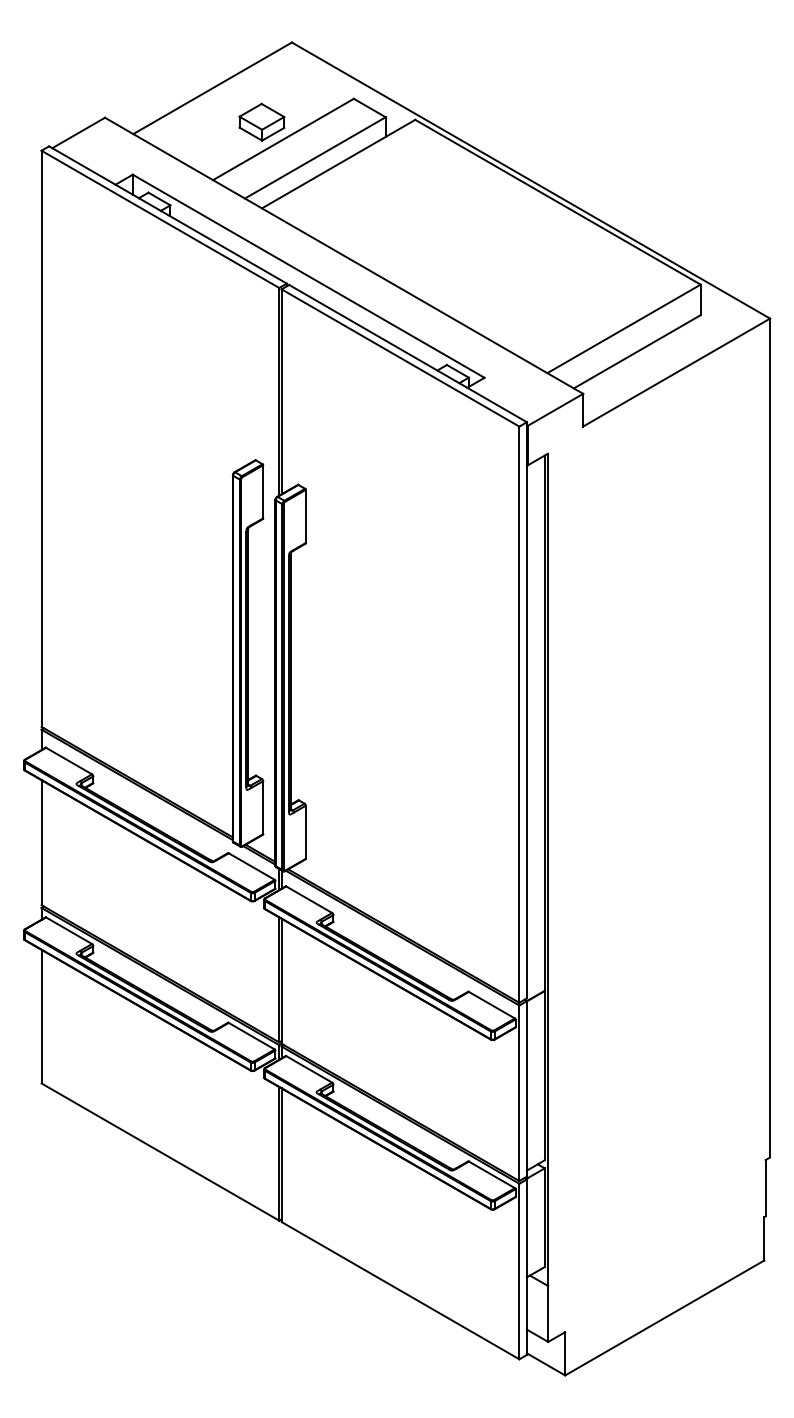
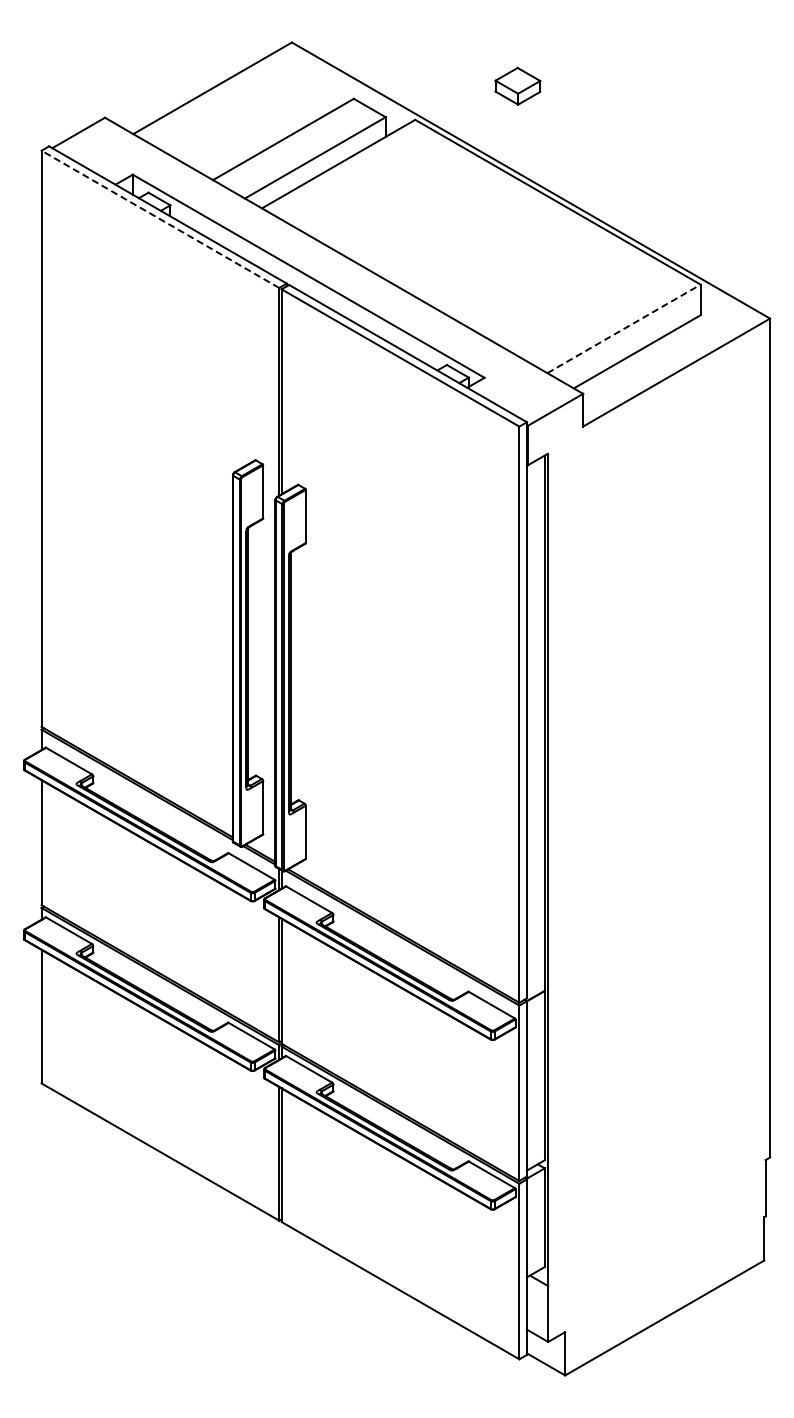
part position: (261, 121) -> (517, 85) (517, 85)
line: solid -> dashed (160, 219)
line: solid -> dashed (624, 328)
